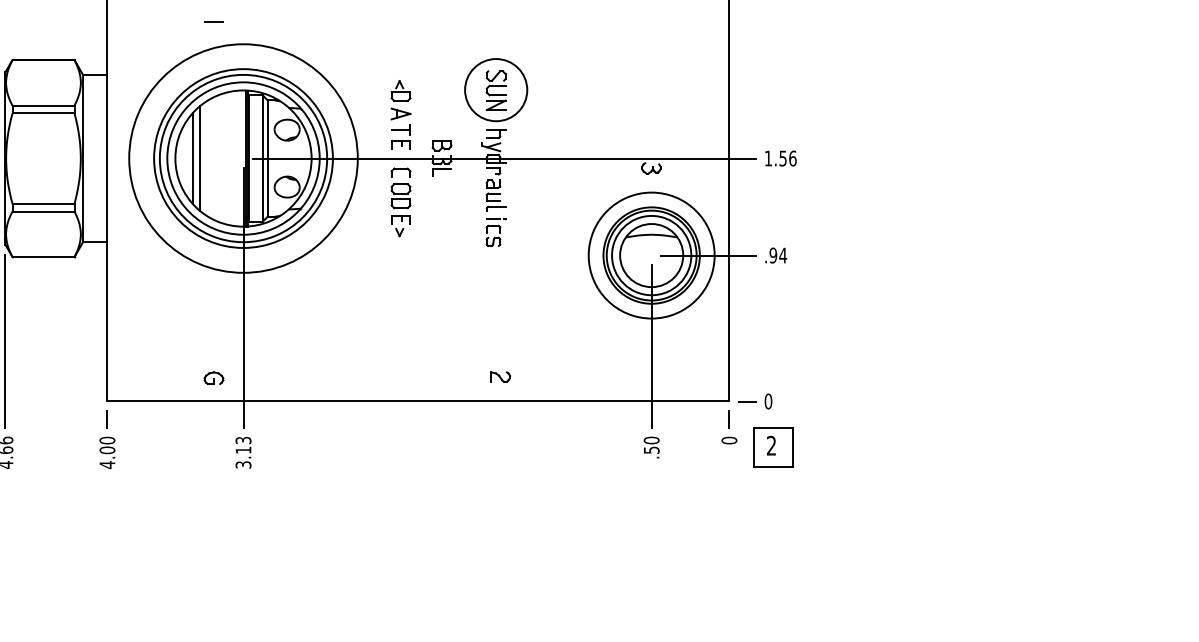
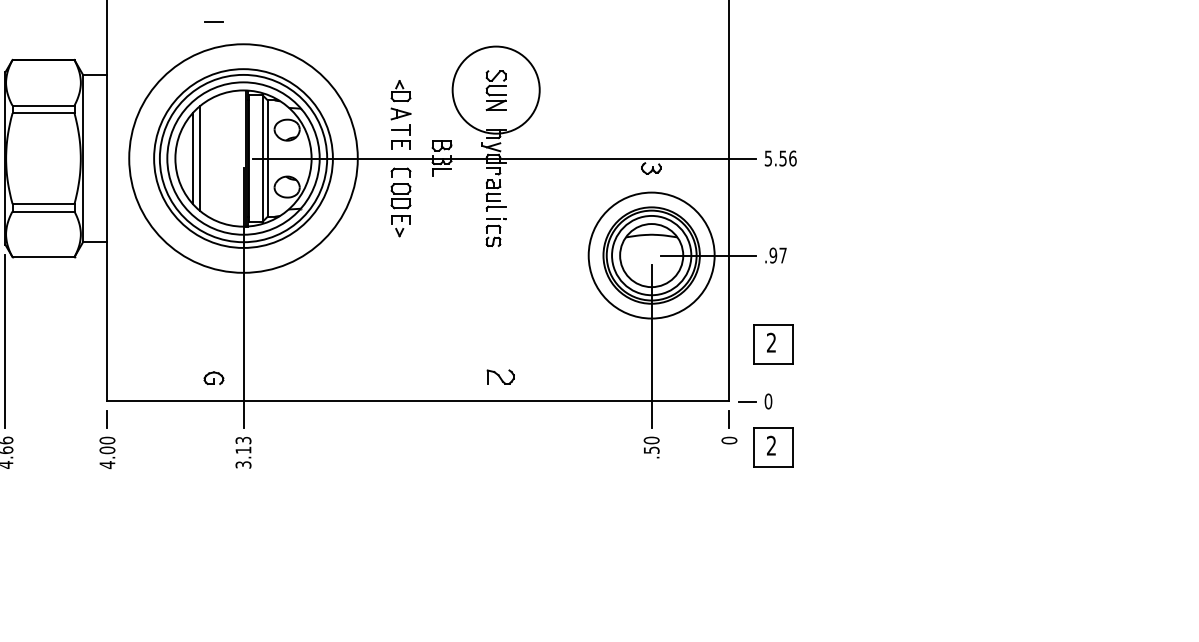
circle diameter: 62 px -> 87 px (495, 89)
text: 1.56 -> 5.56 (767, 158)
text: .94 -> .97 (783, 255)
part: none -> present (773, 344)
part size: 21x12 px -> 29x16 px (500, 376)
